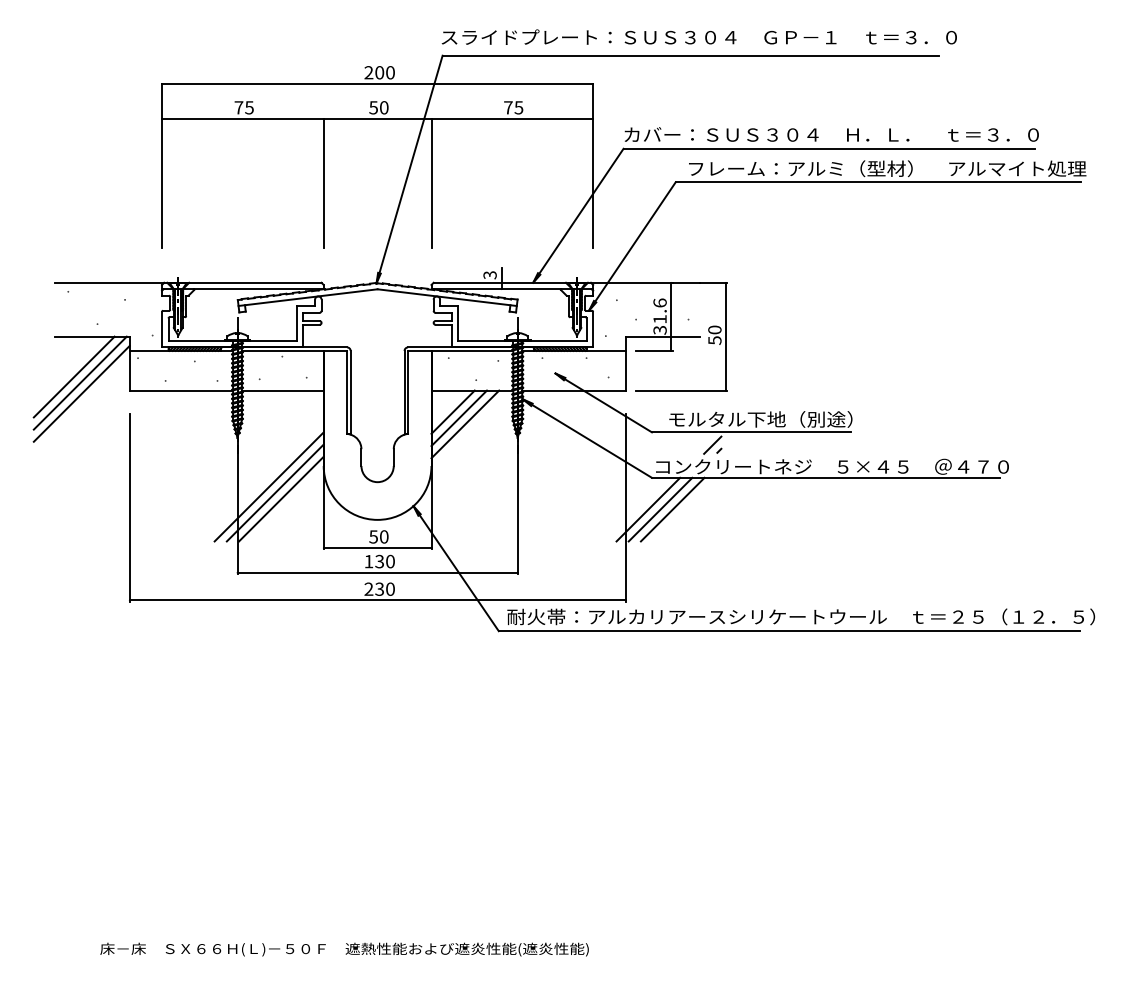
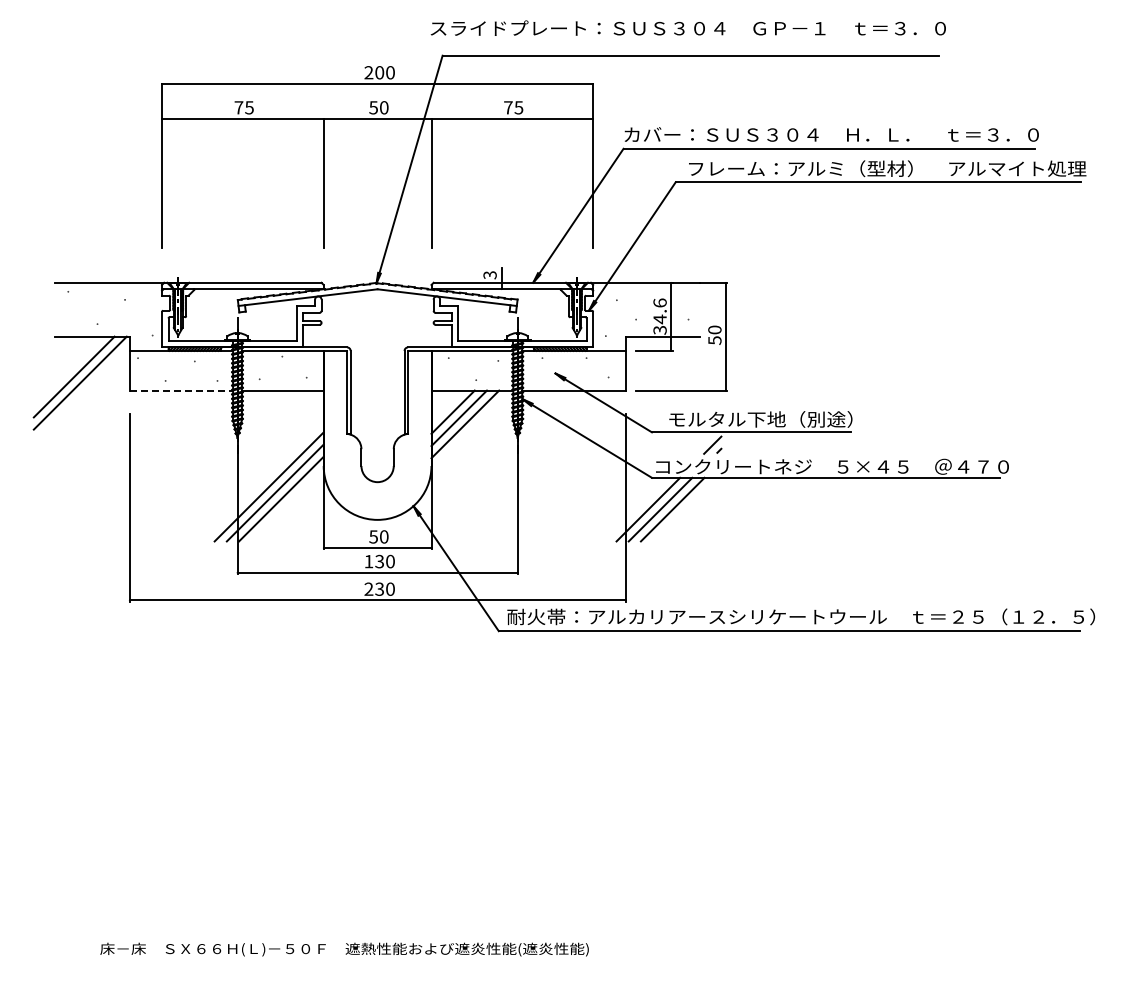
text position: (698, 36) -> (687, 27) (687, 27)
text: 31.6 -> 34.6 (659, 319)
line: solid -> dashed (181, 390)
line: present -> none (81, 393)
